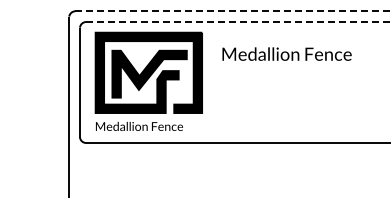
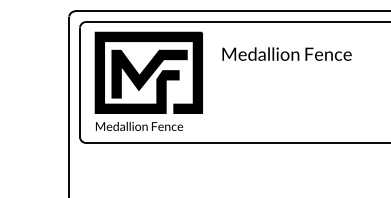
line: dashed -> solid (233, 11)
line: dashed -> solid (239, 22)
